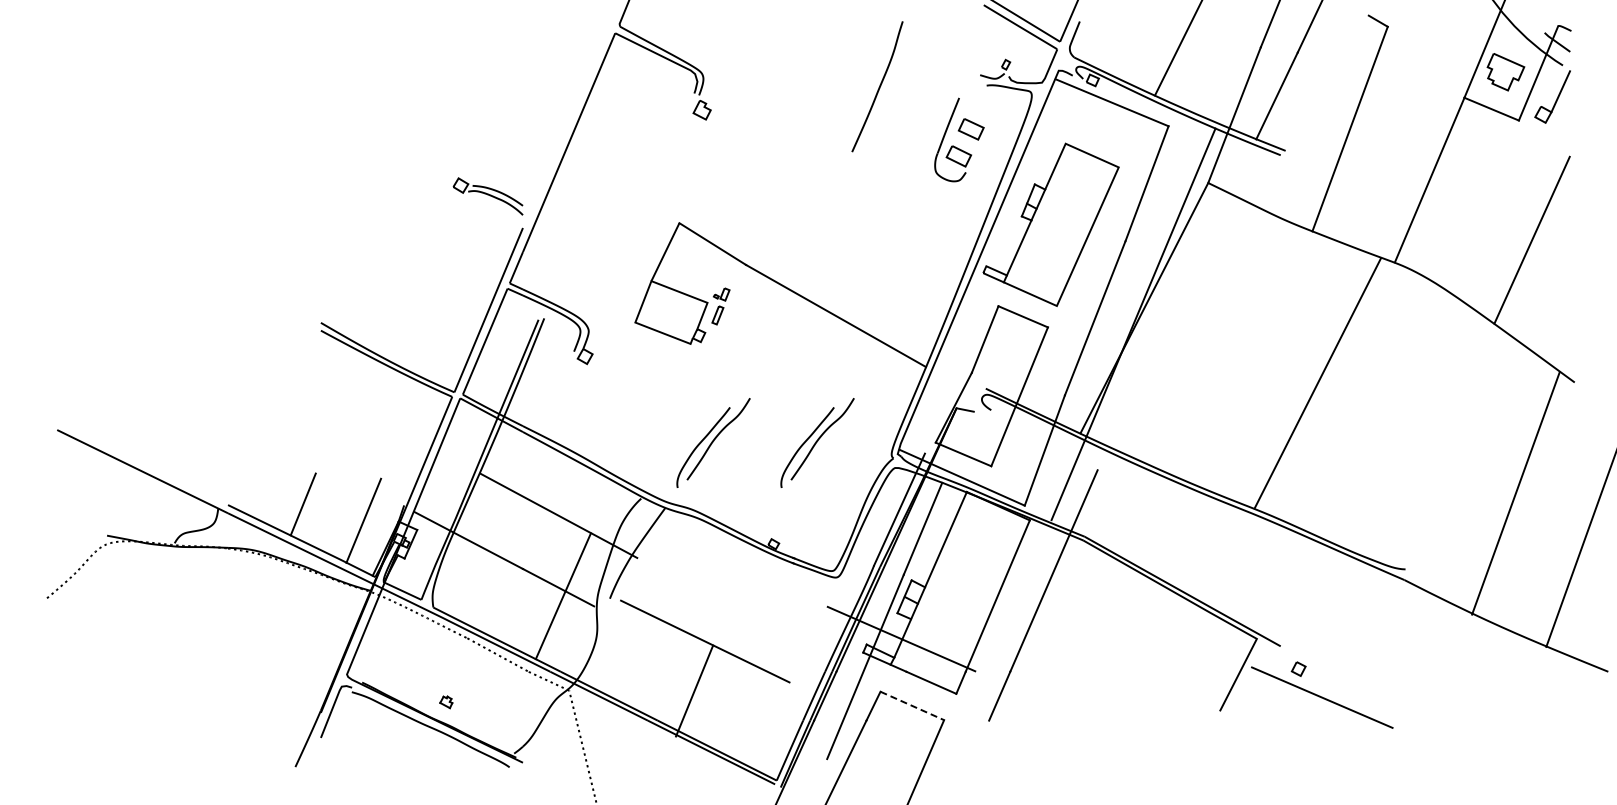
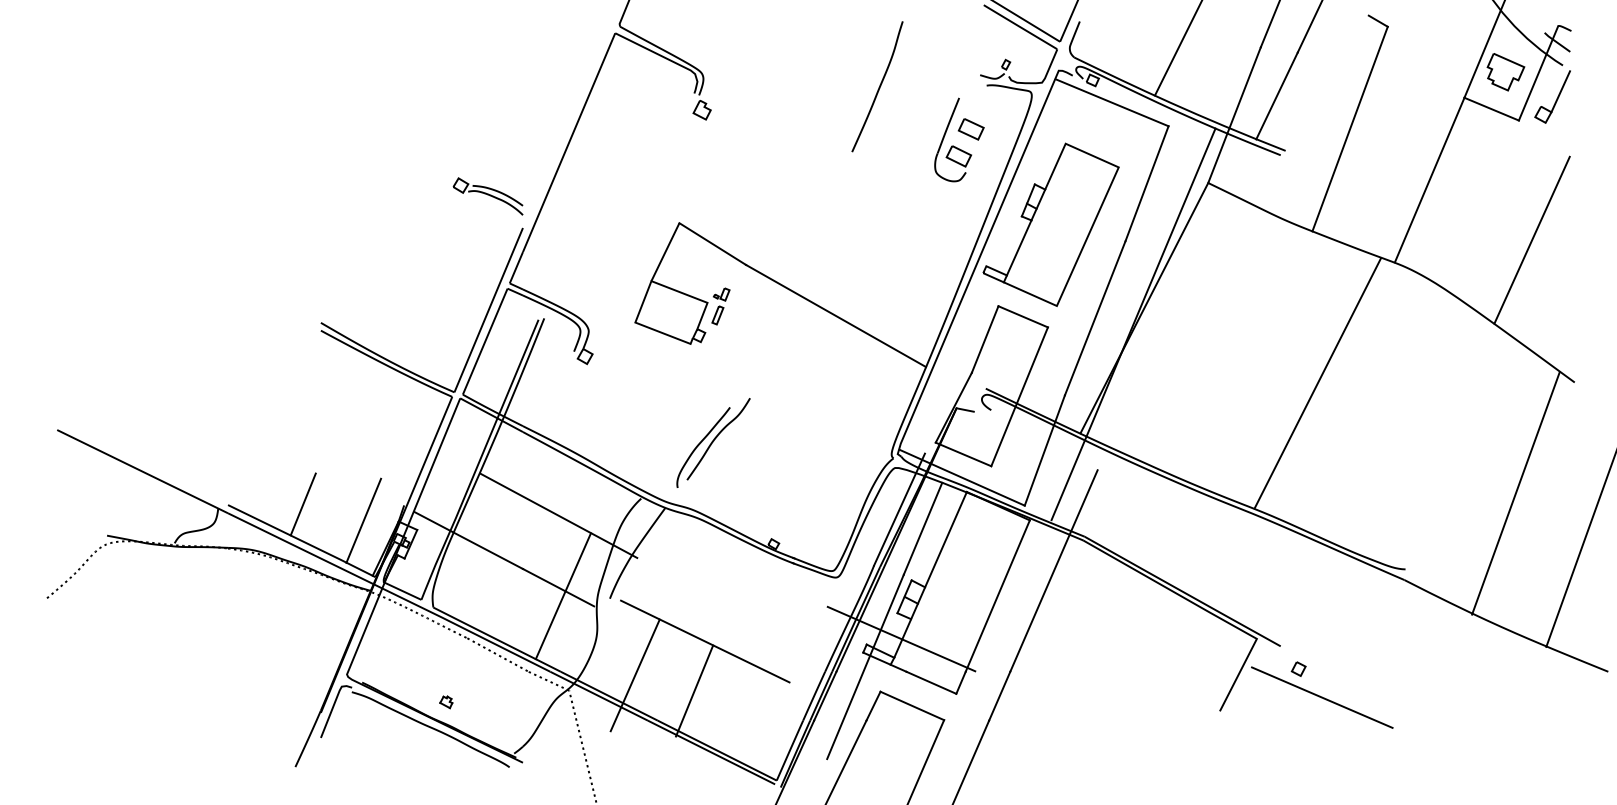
part: present -> none (817, 442)
line: none -> present (634, 675)
line: dashed -> solid (912, 705)
line: none -> present (971, 760)
